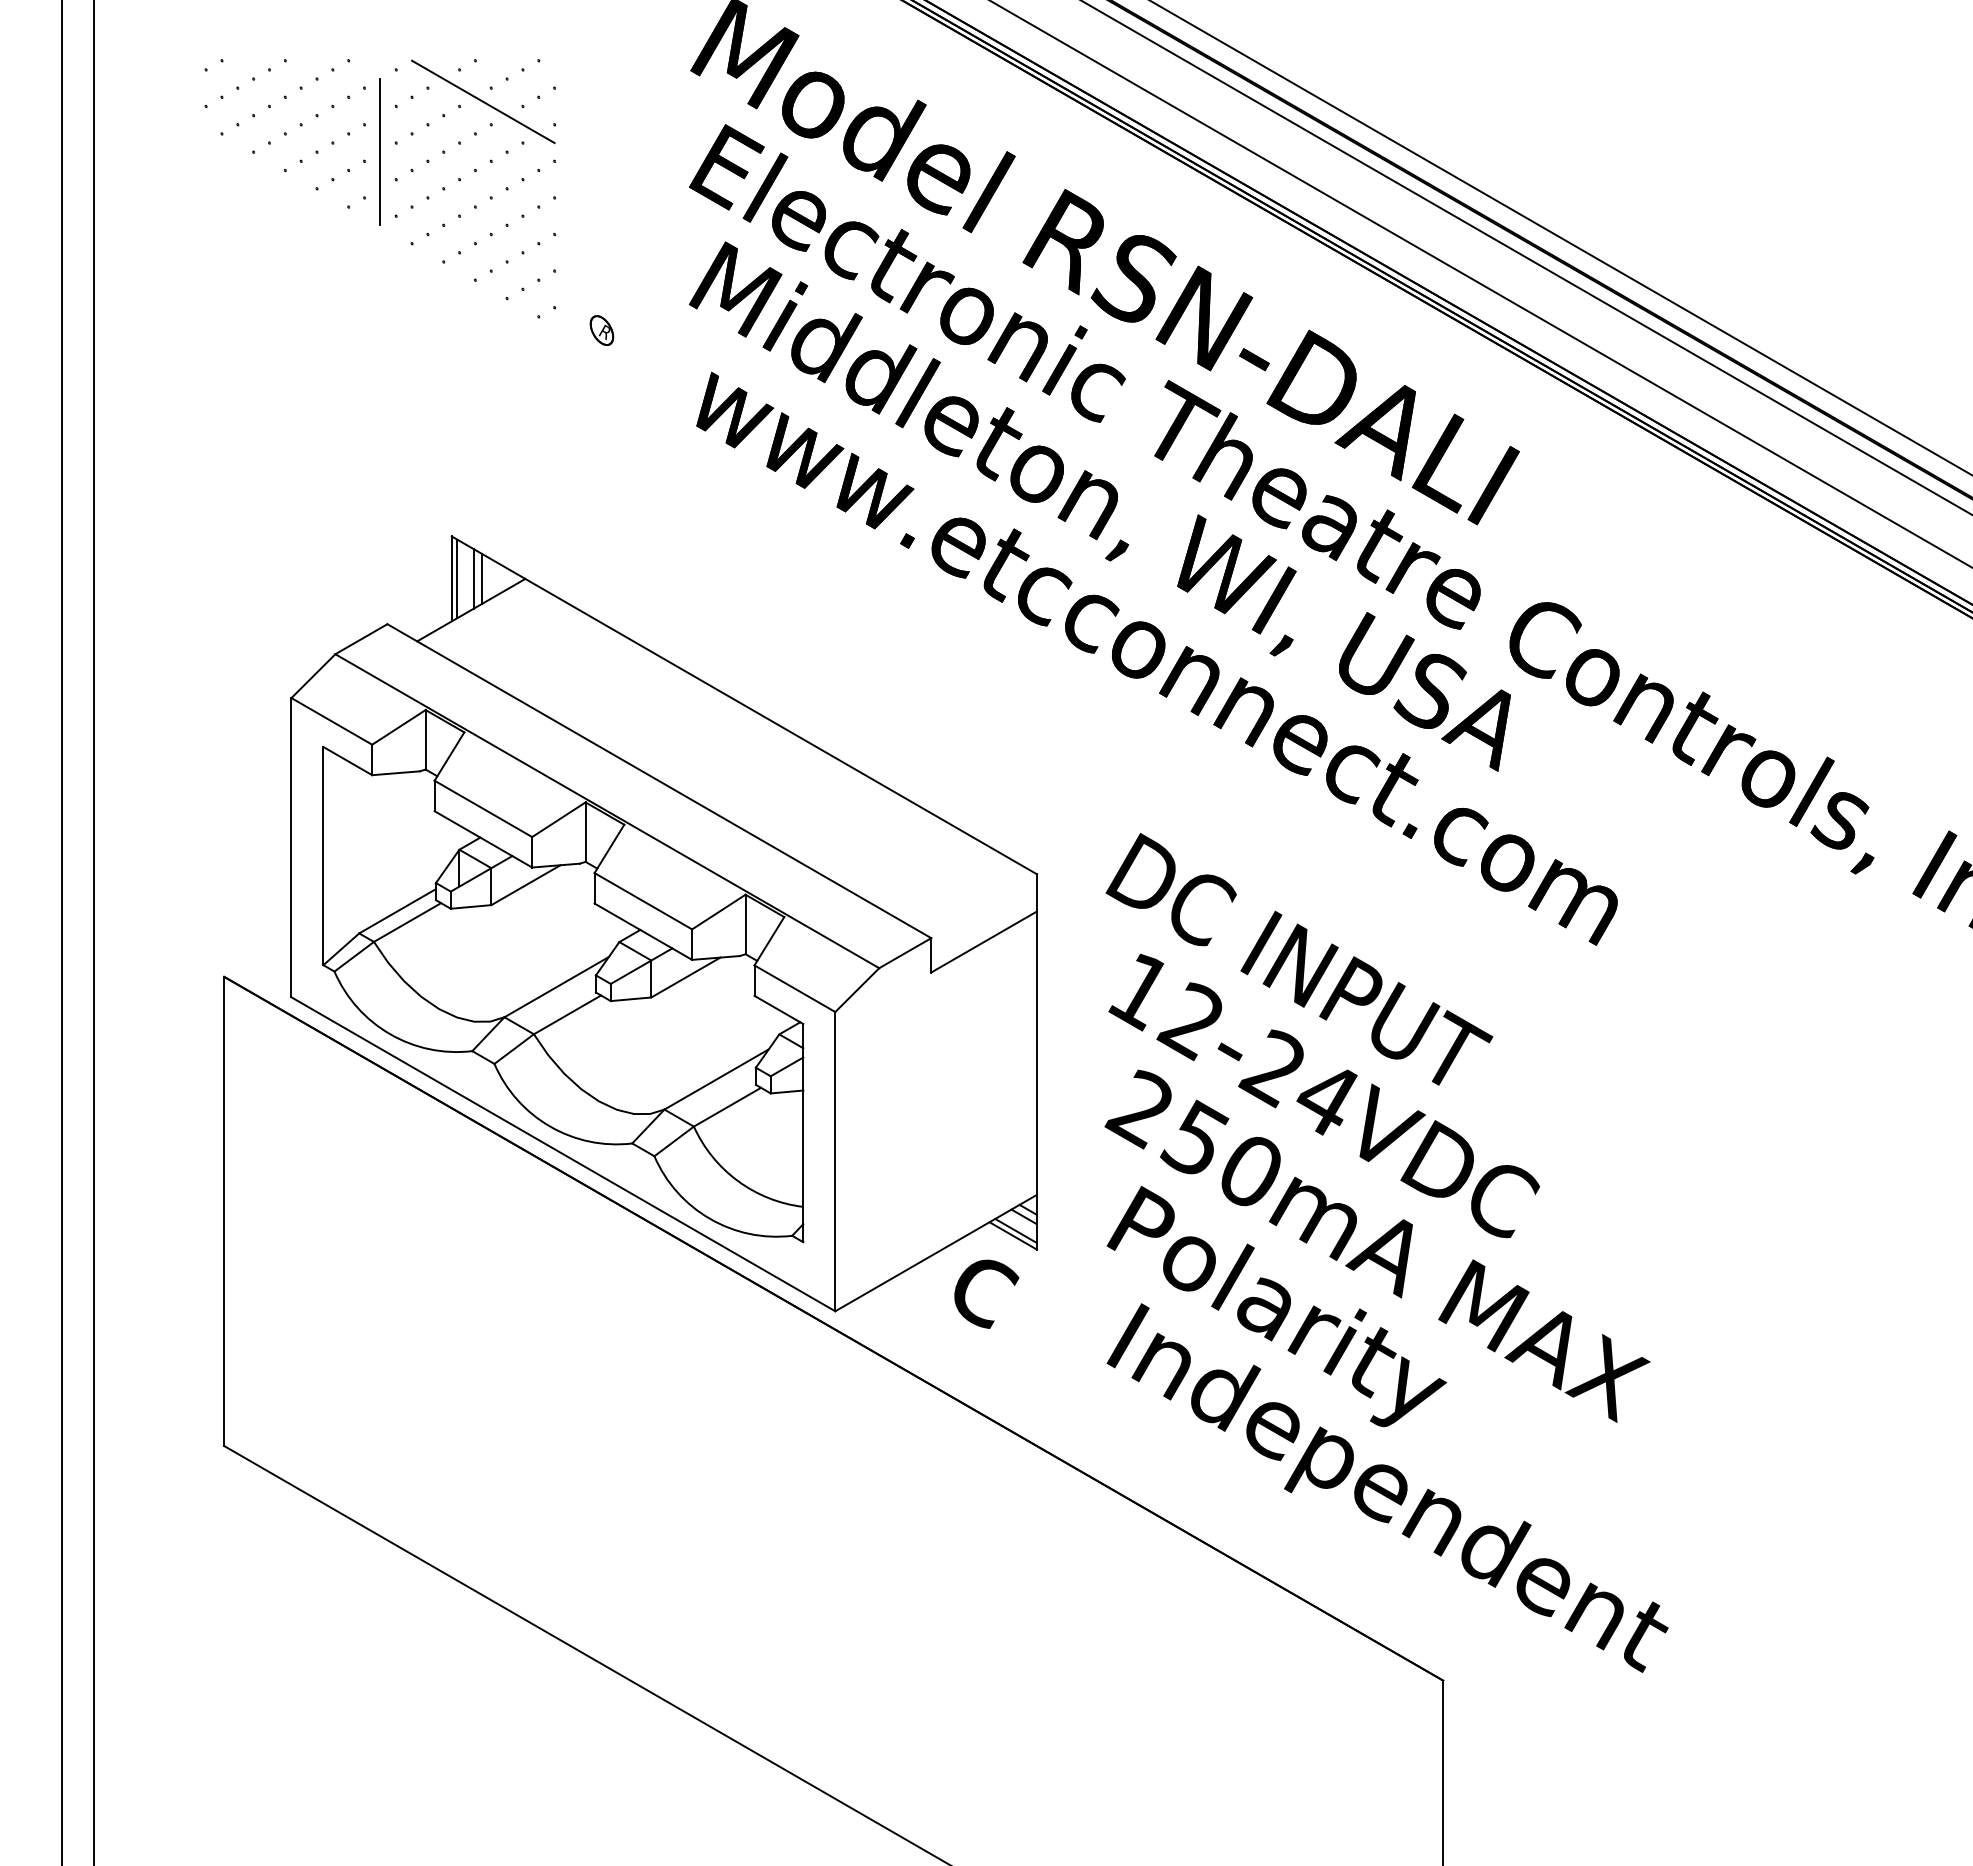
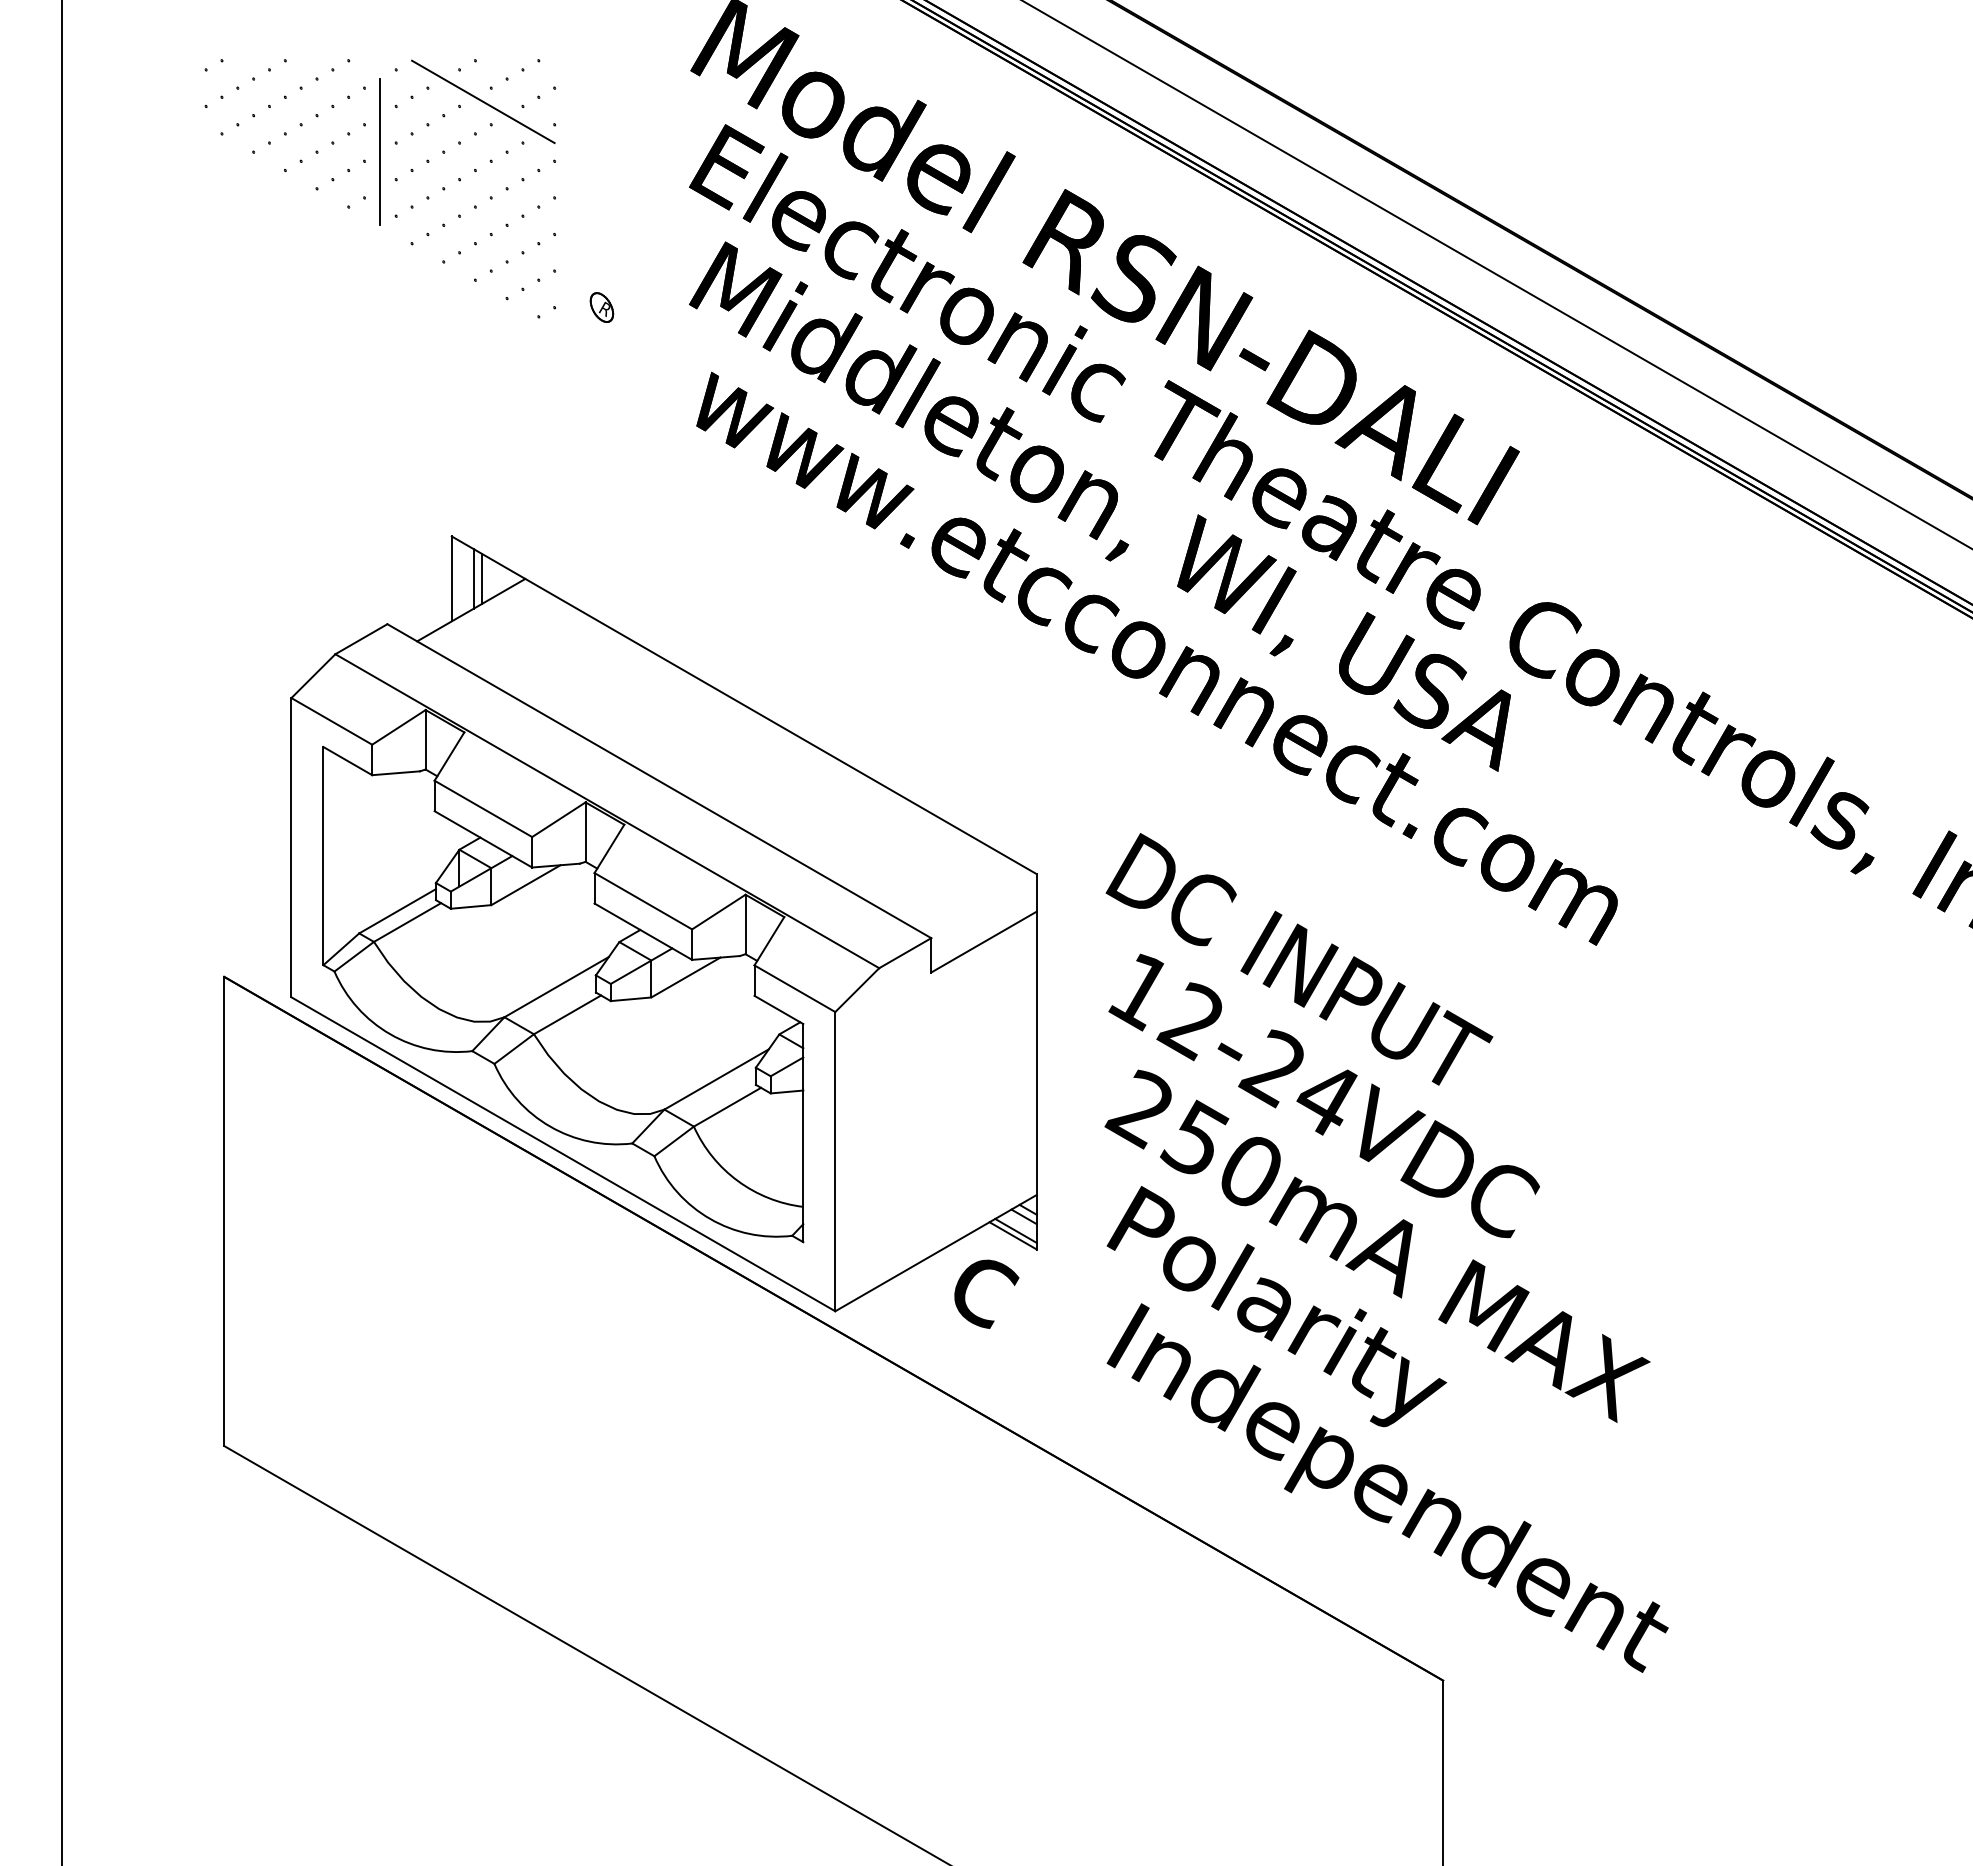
line: present -> none (1561, 237)
line: present -> none (1526, 257)
line position: (1480, 284) -> (1497, 274) (1497, 274)
part position: (601, 330) -> (601, 307) (601, 307)
line: present -> none (457, 578)
line: present -> none (94, 932)
